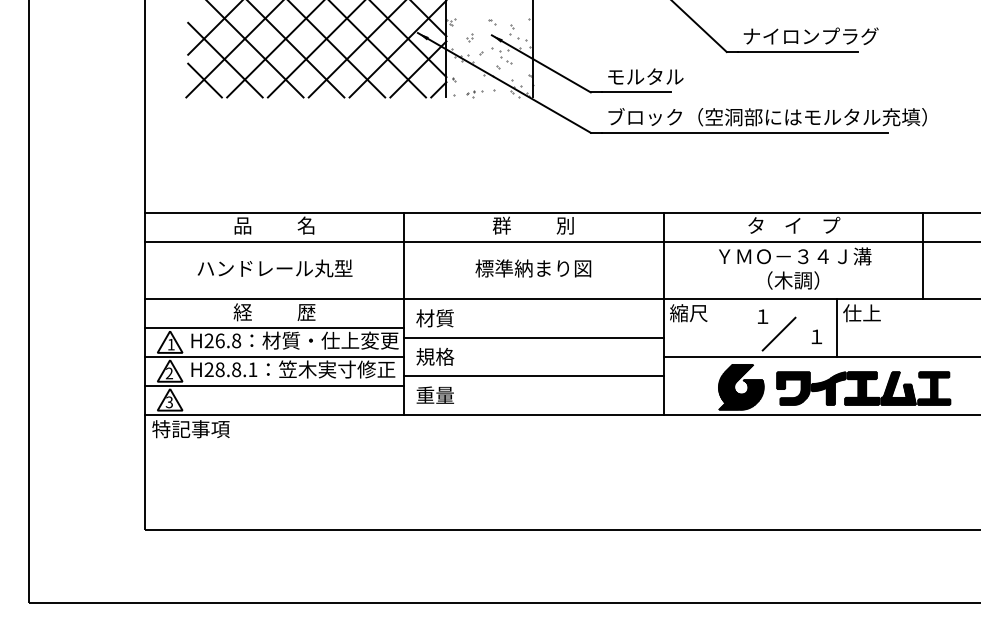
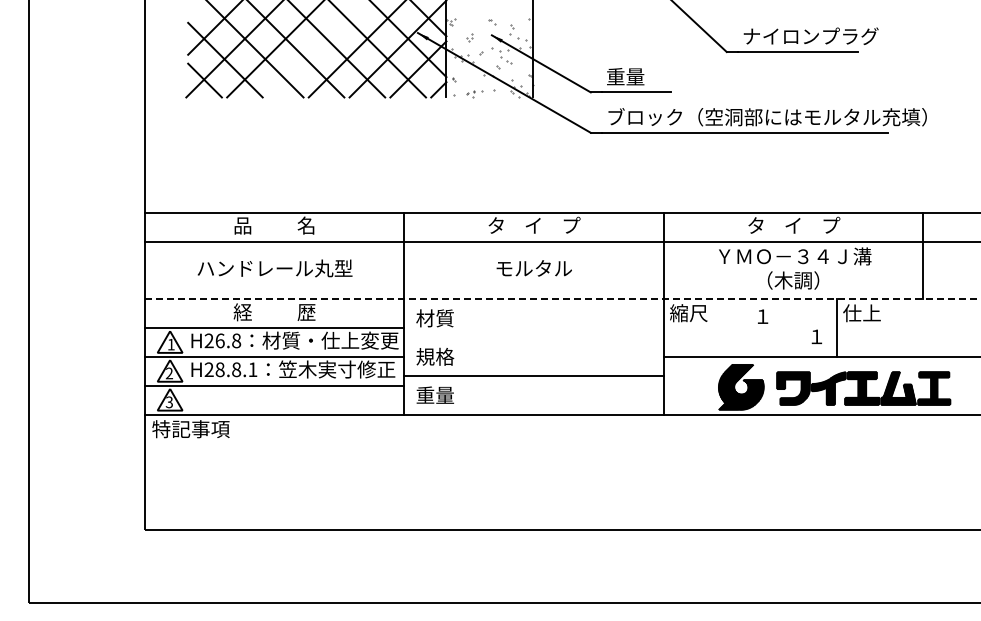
line: present -> none (314, 49)
text: モルタル -> 重量 (645, 76)
text: 群          別 -> タ    イ    プ (534, 225)
text: 標準納まり図 -> モルタル (533, 268)
line: solid -> dashed (562, 299)
line: present -> none (778, 333)
line: present -> none (533, 337)
